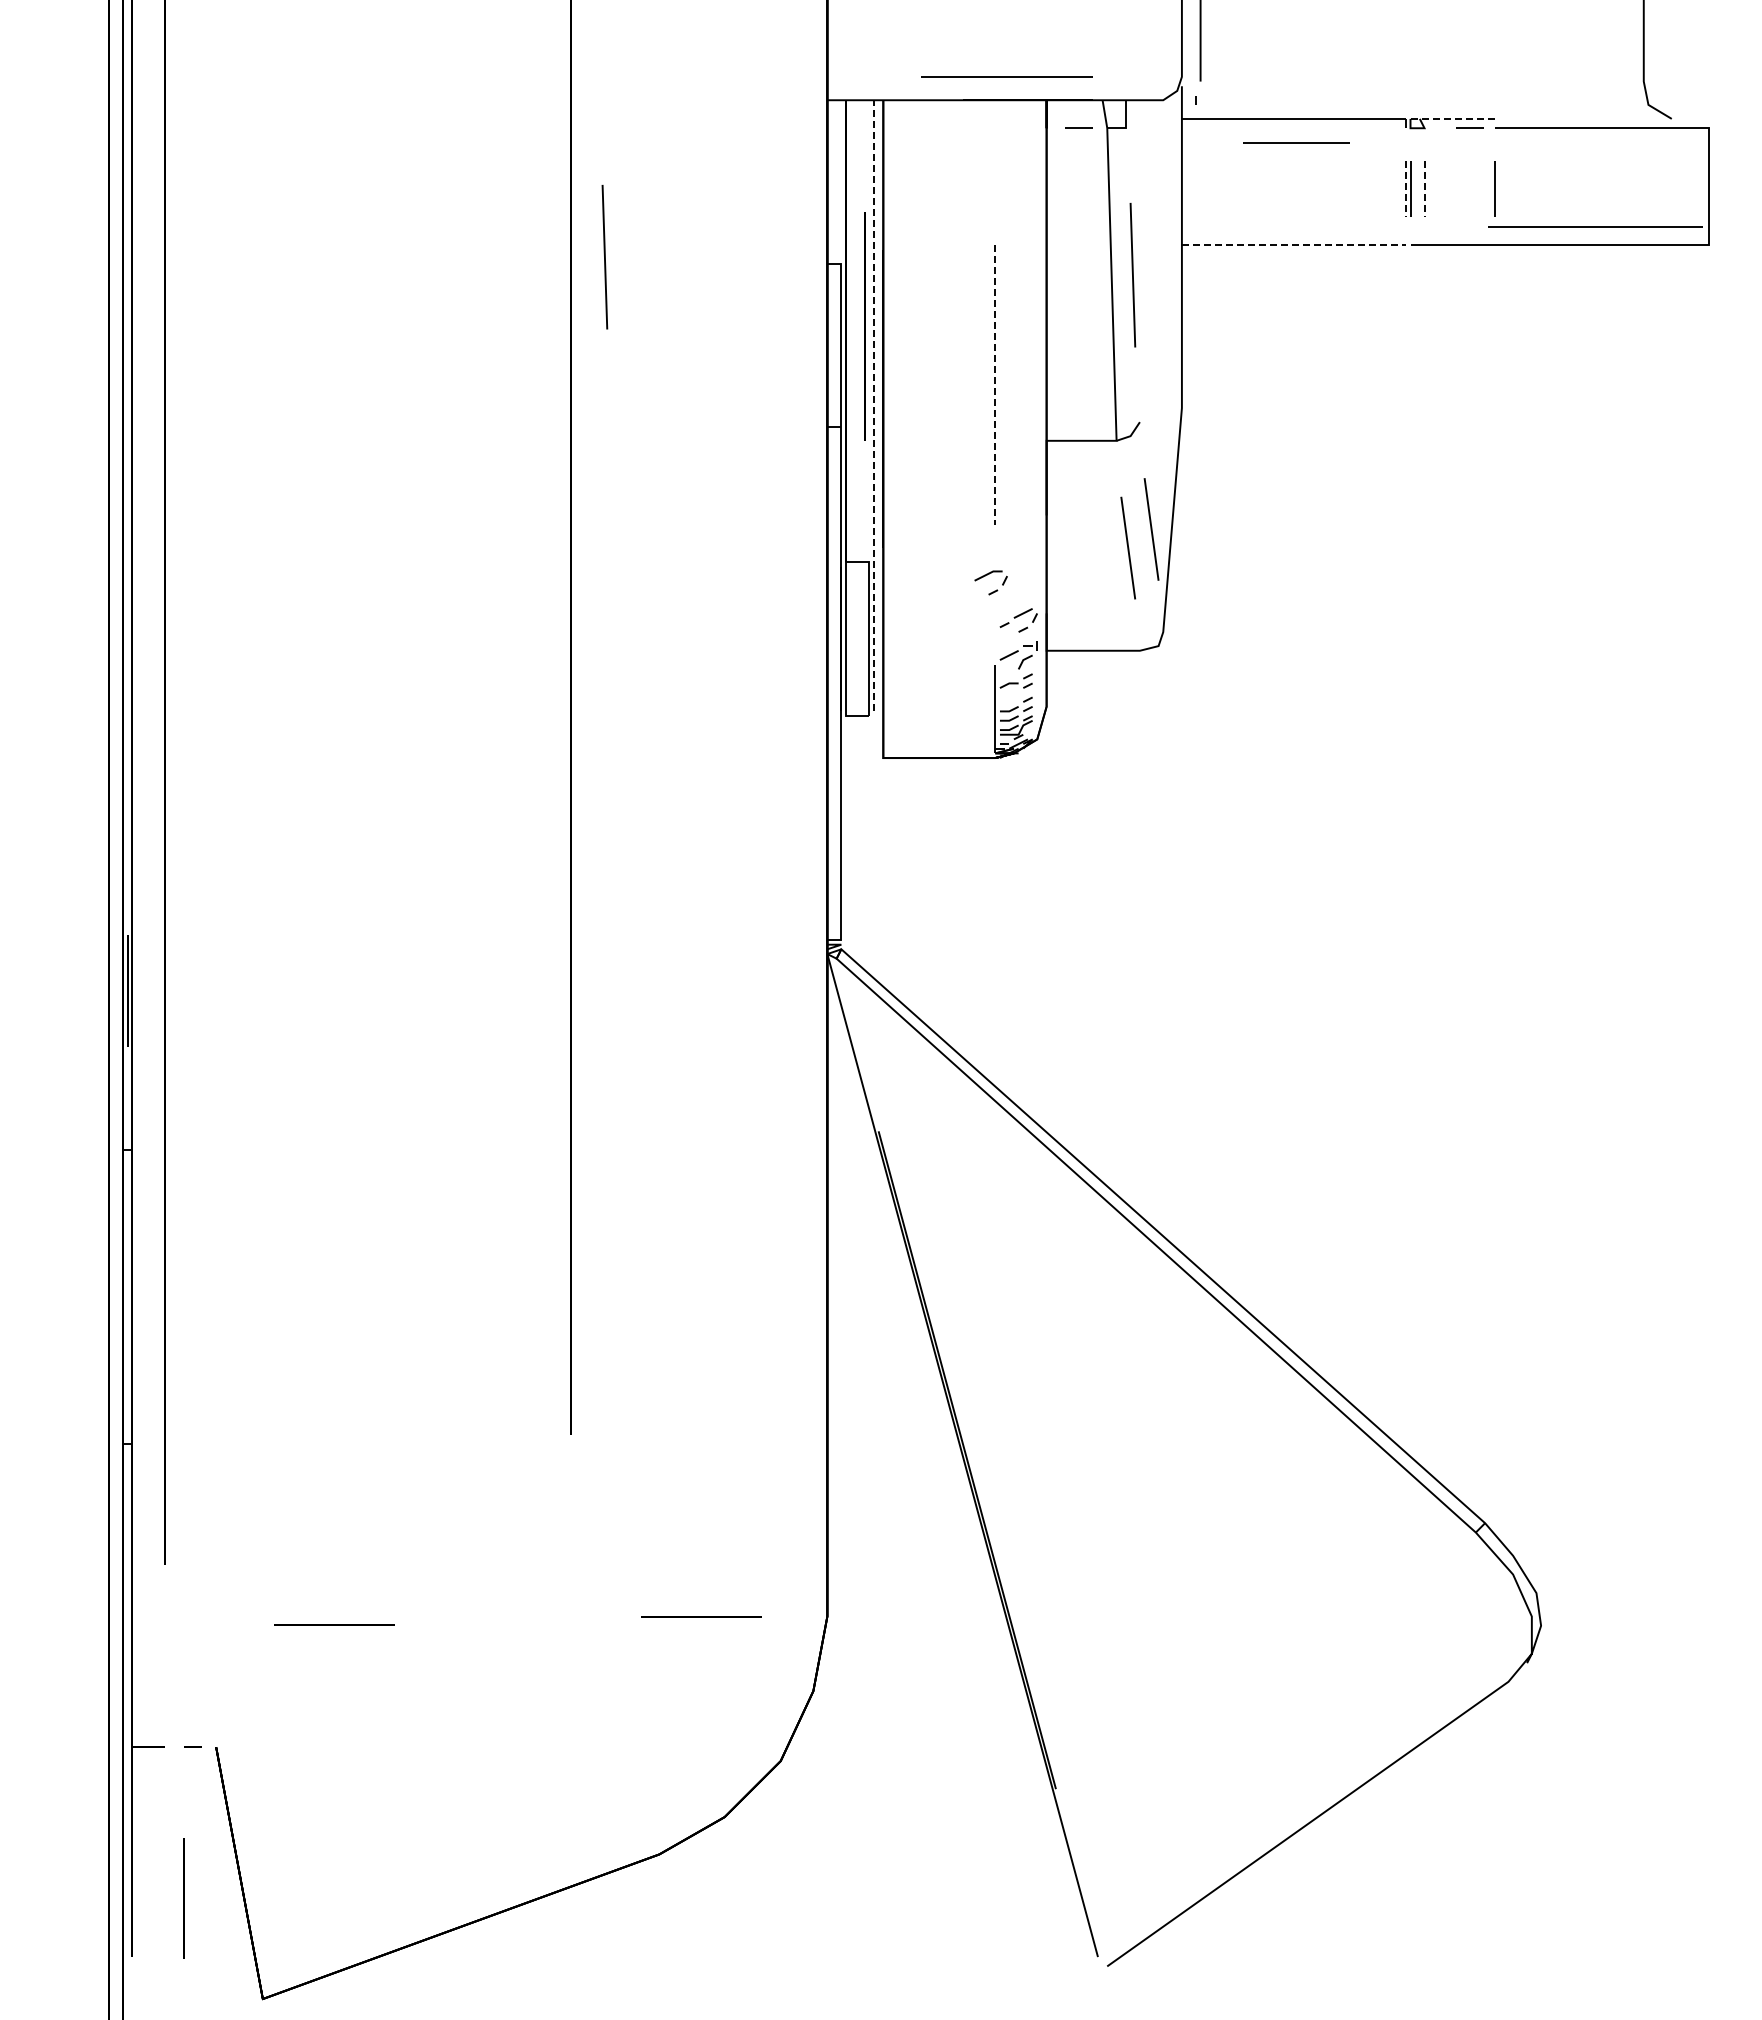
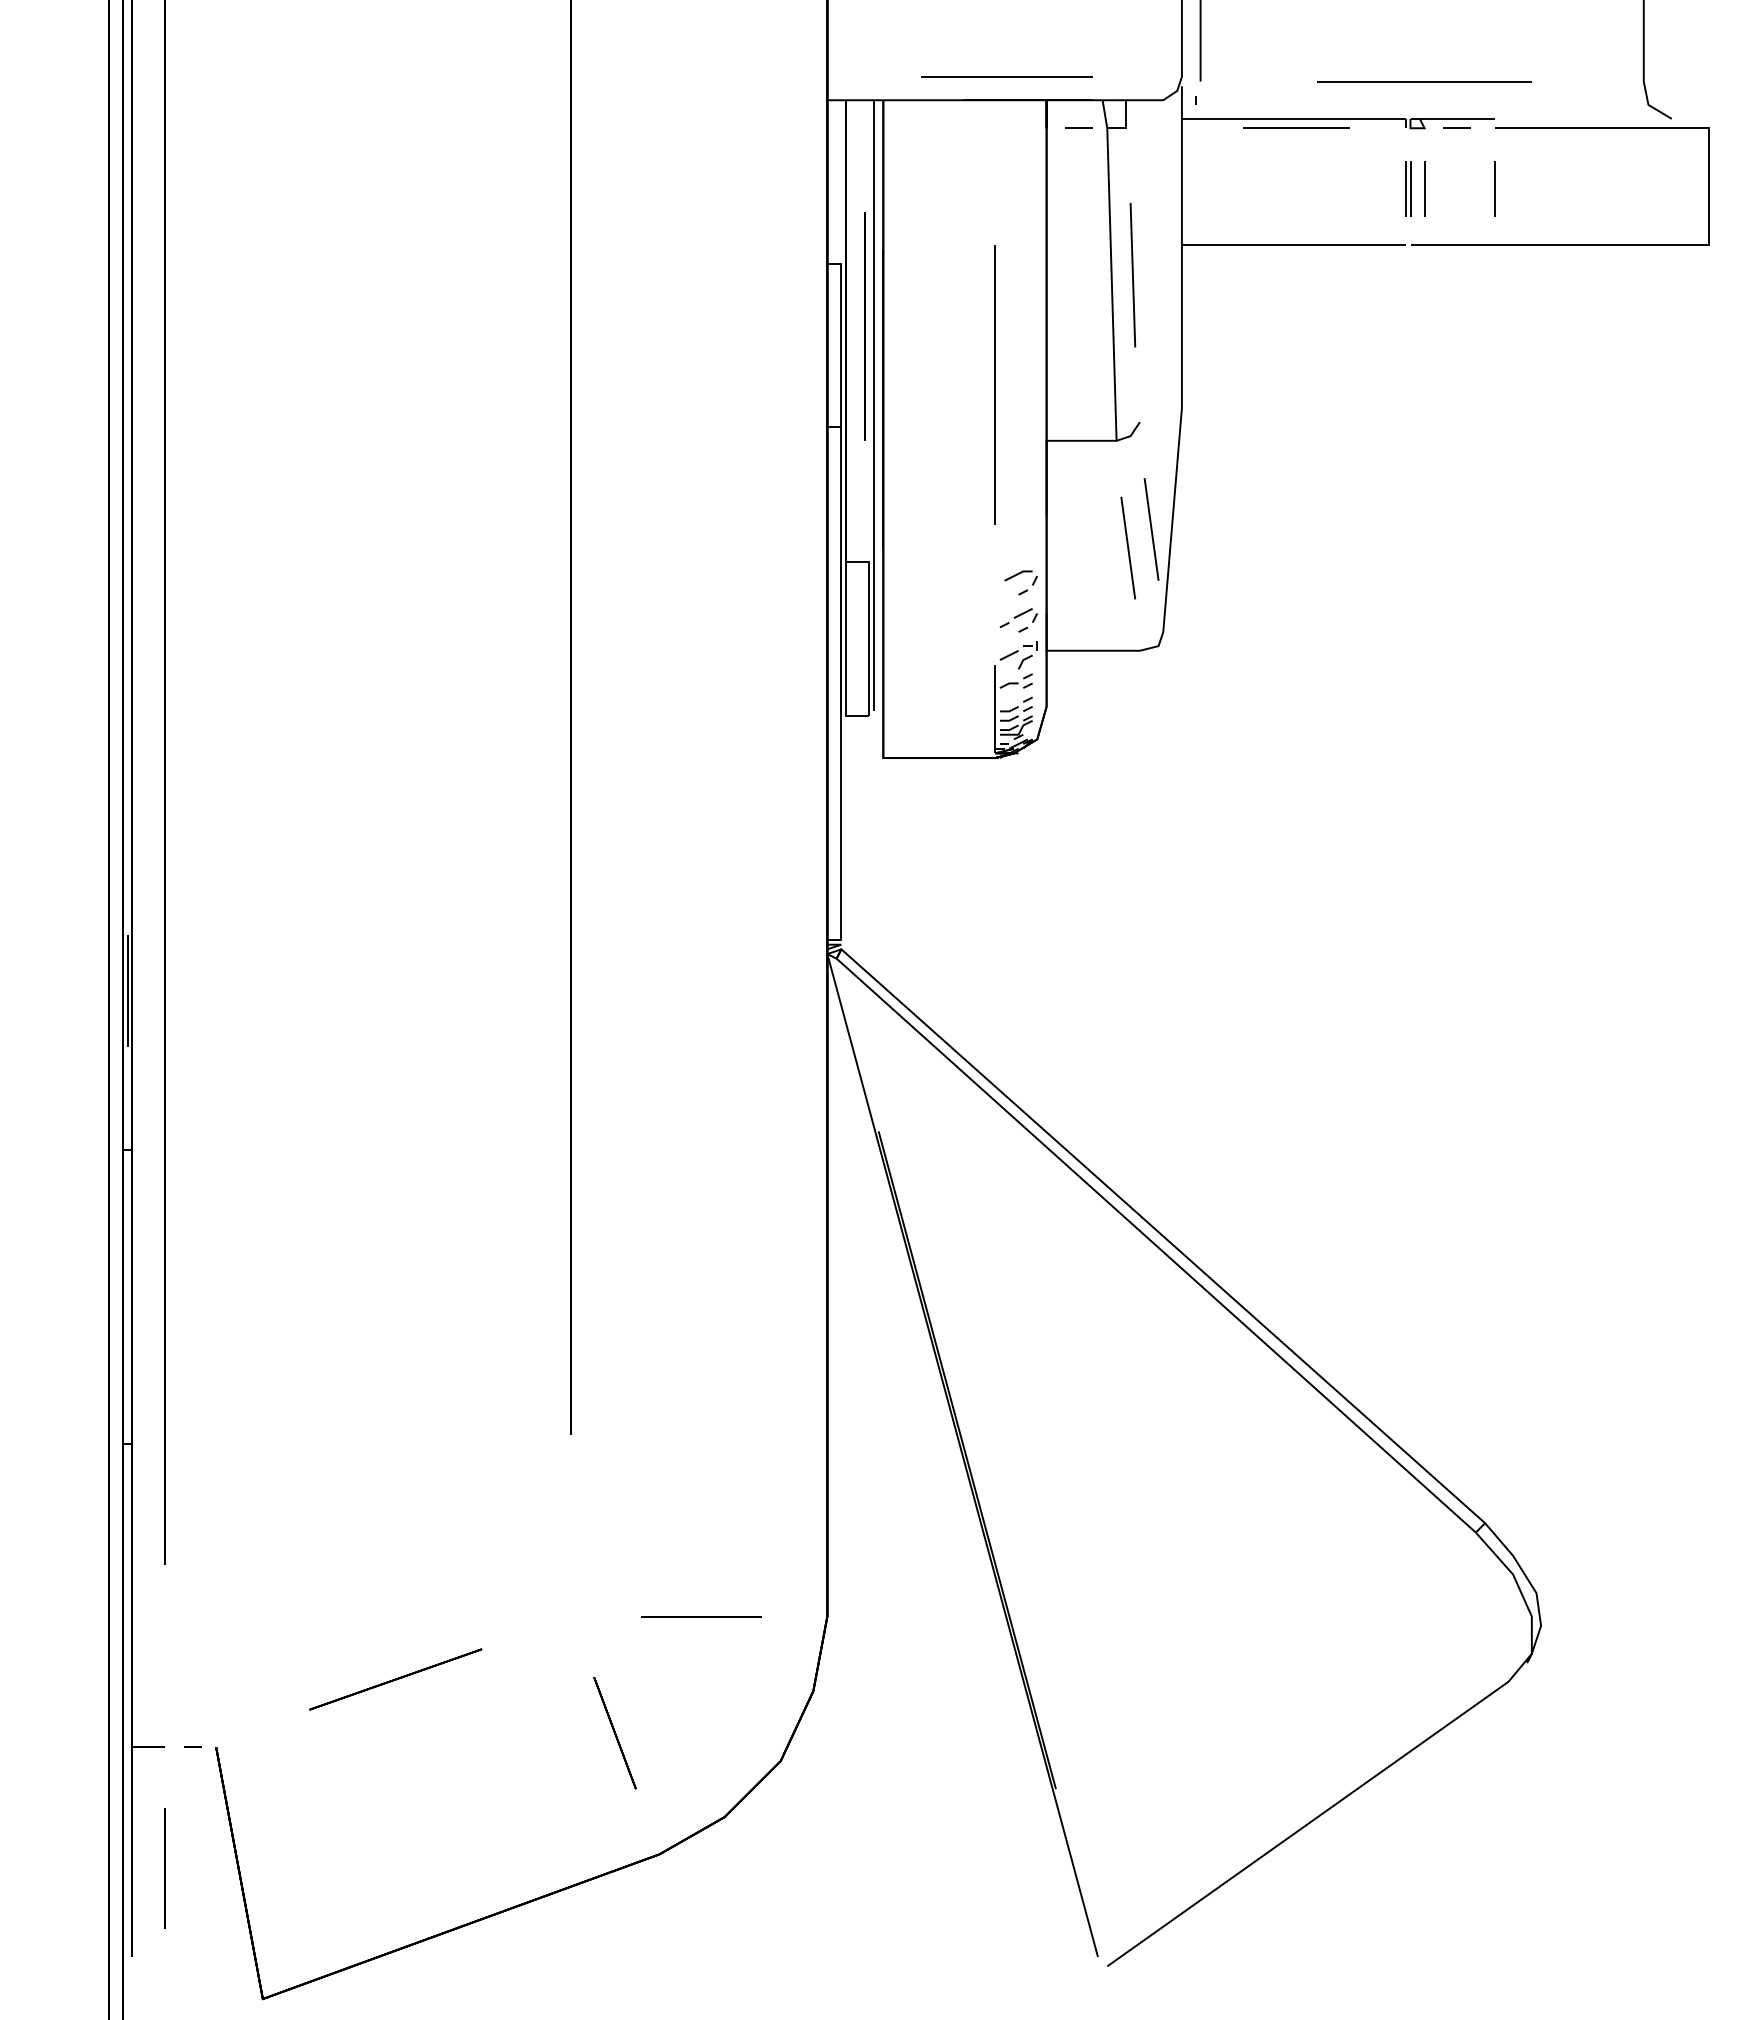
line: dashed -> solid (1451, 118)
line position: (1469, 127) -> (1456, 127) (1456, 127)
line position: (1296, 142) -> (1296, 127) (1296, 127)
line: dashed -> solid (1405, 188)
line: dashed -> solid (1424, 188)
line position: (1595, 226) -> (1424, 81) (1424, 81)
line: dashed -> solid (1293, 244)
line: present -> none (604, 257)
line: dashed -> solid (995, 384)
line: dashed -> solid (874, 405)
part position: (987, 575) -> (1017, 575) (1017, 575)
line: present -> none (334, 1624)
line: none -> present (395, 1679)
line: none -> present (614, 1733)
line position: (183, 1898) -> (164, 1868) (164, 1868)
